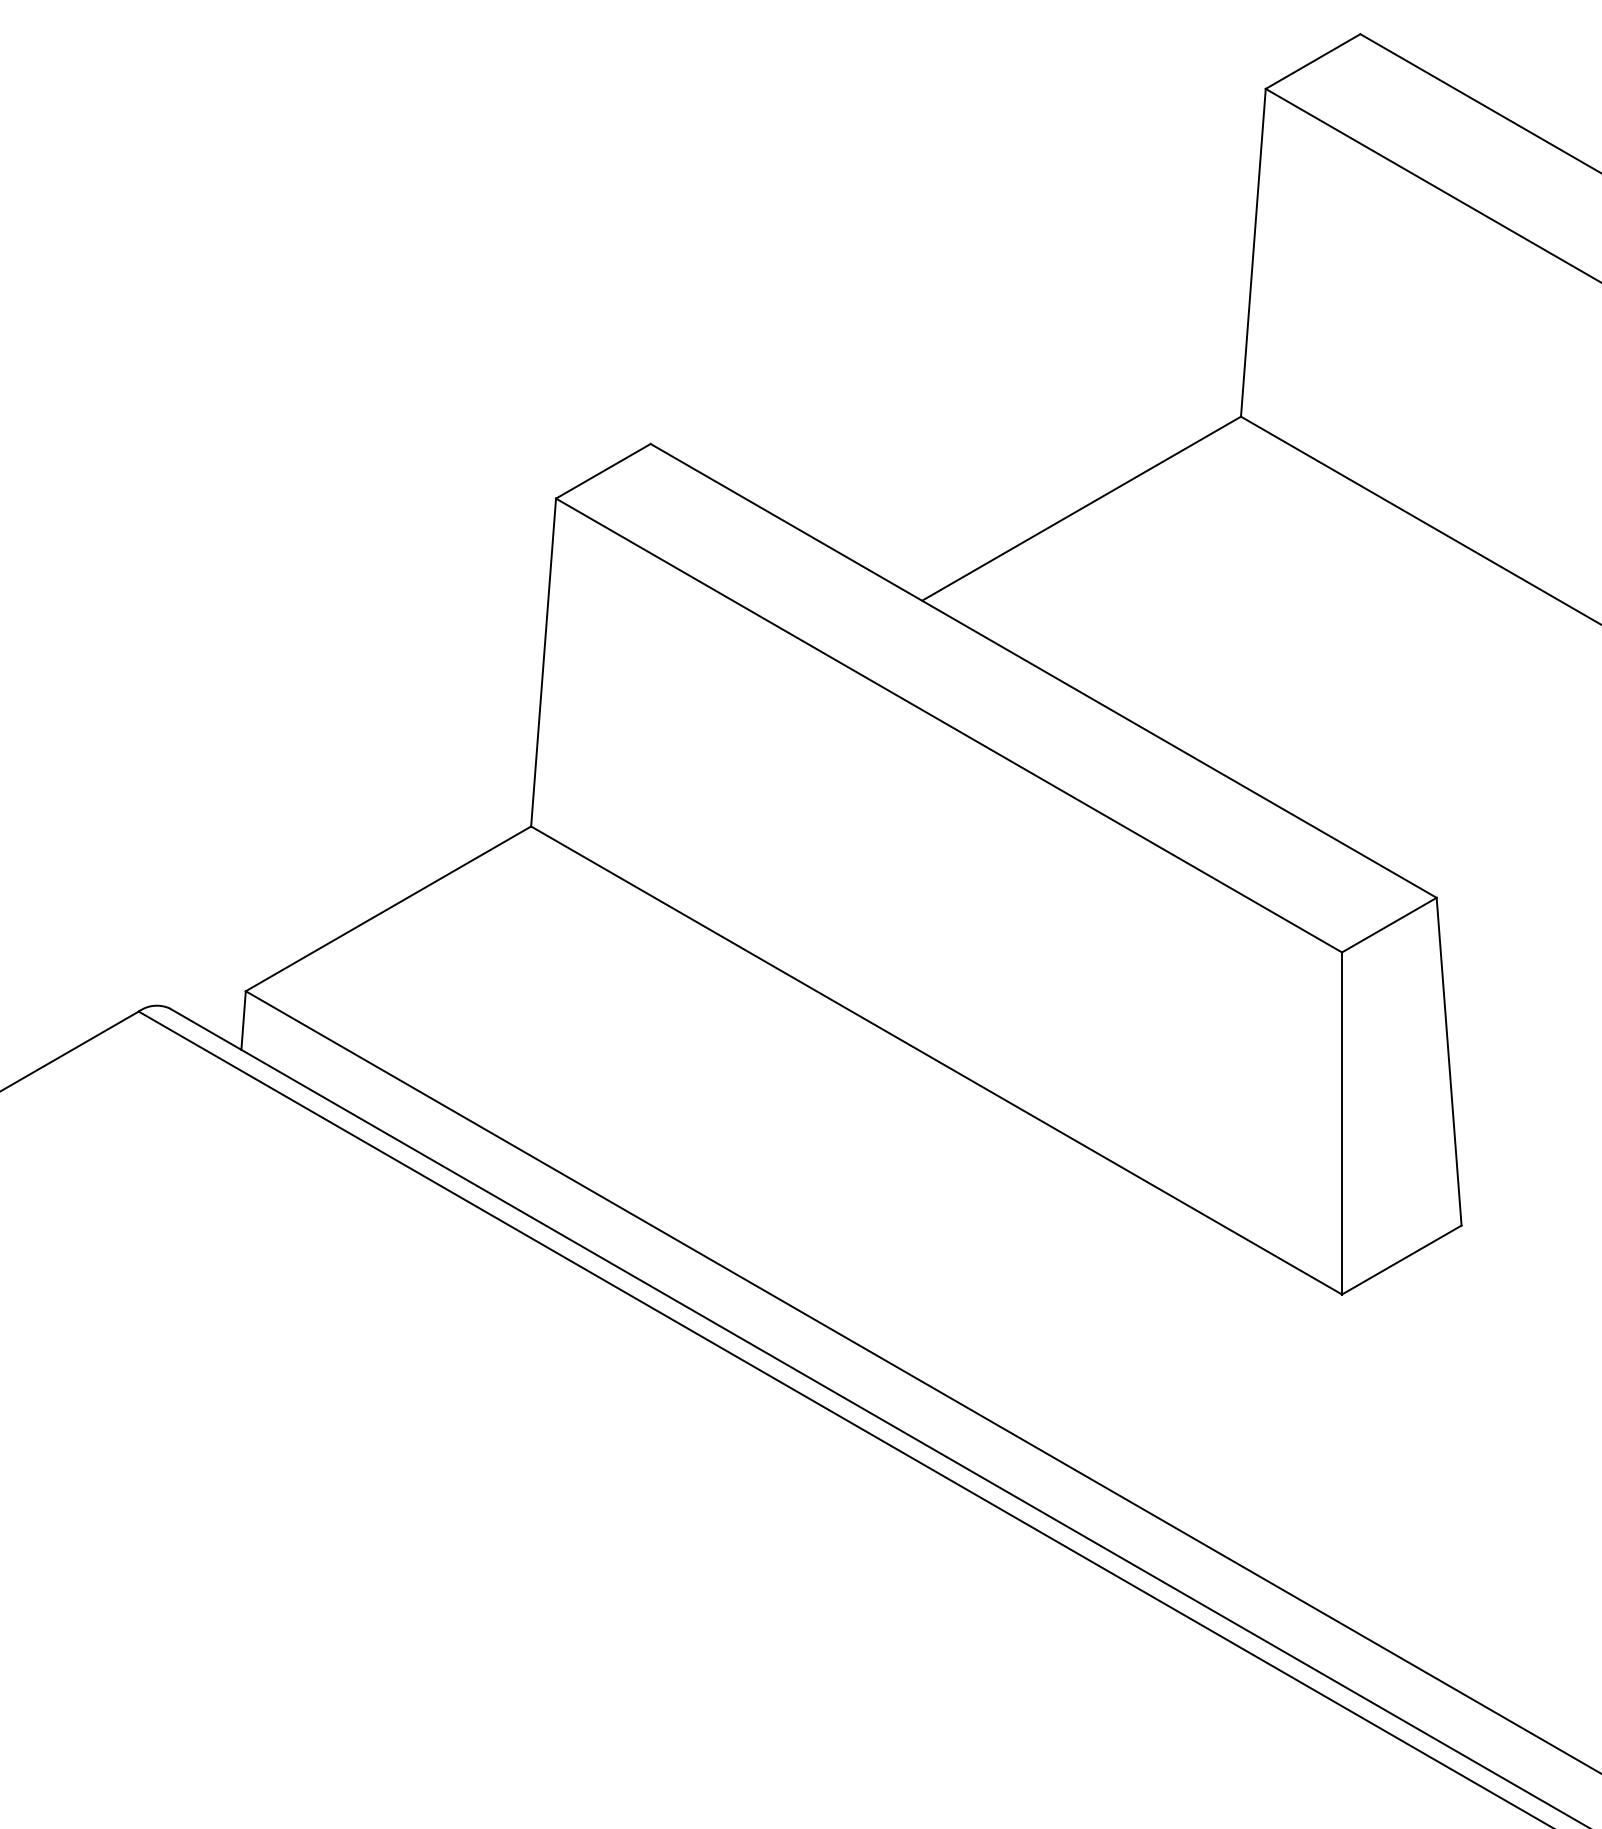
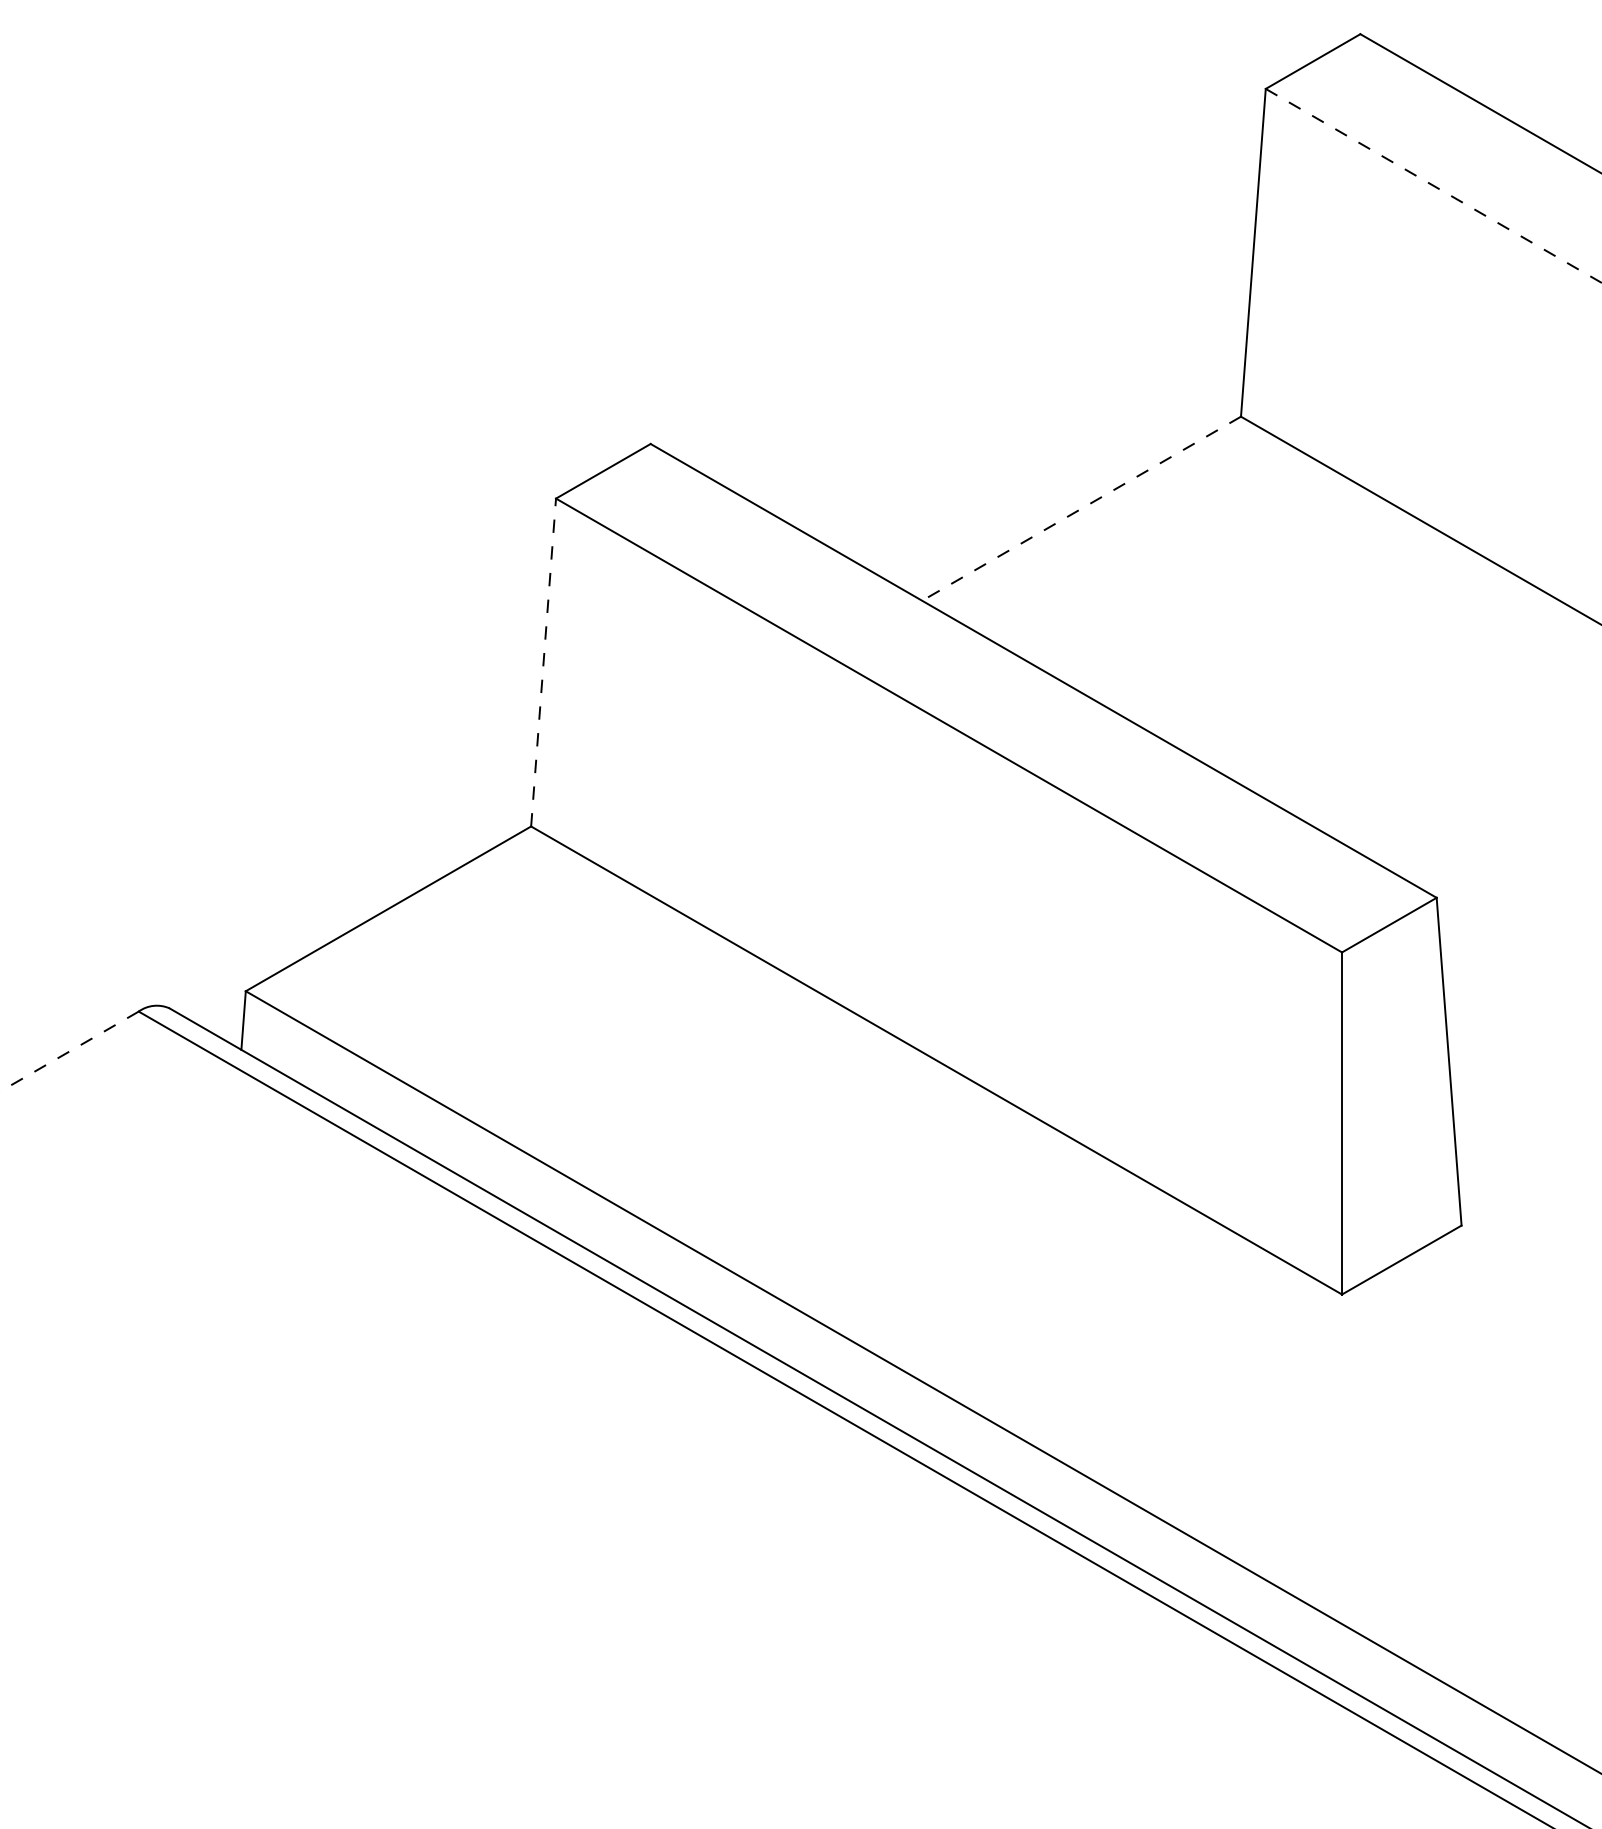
line: solid -> dashed (1433, 185)
line: solid -> dashed (1081, 508)
line: solid -> dashed (543, 662)
line: solid -> dashed (69, 1051)
